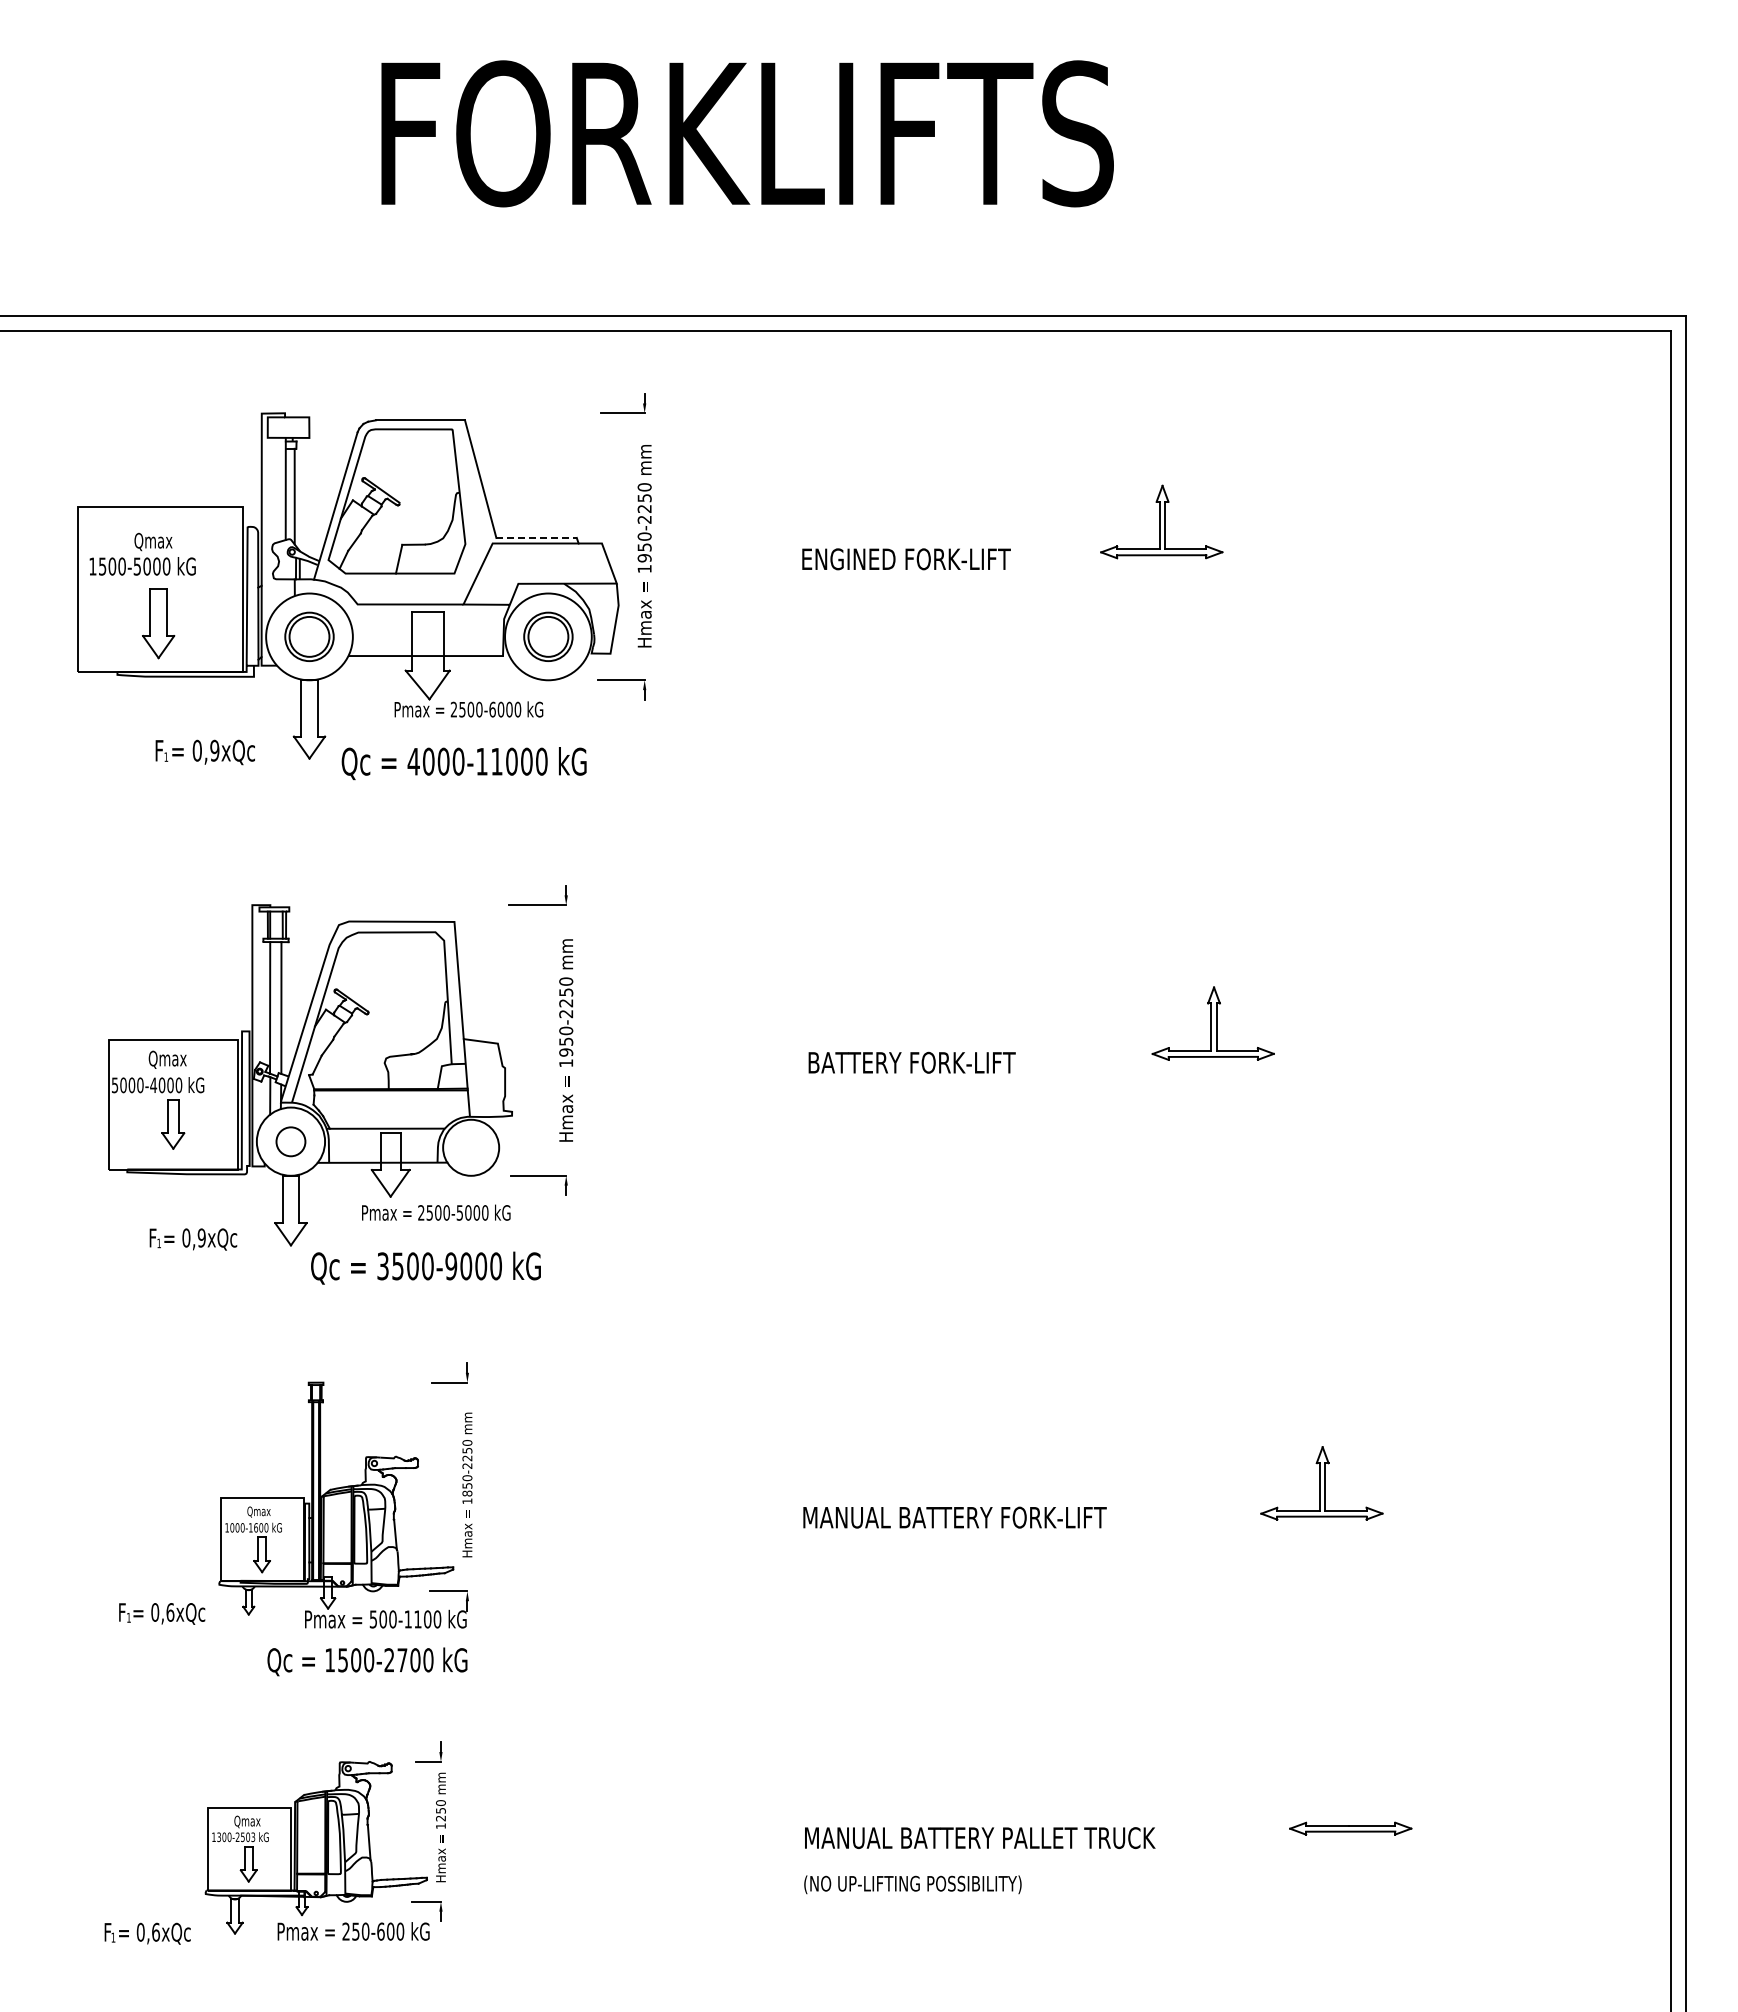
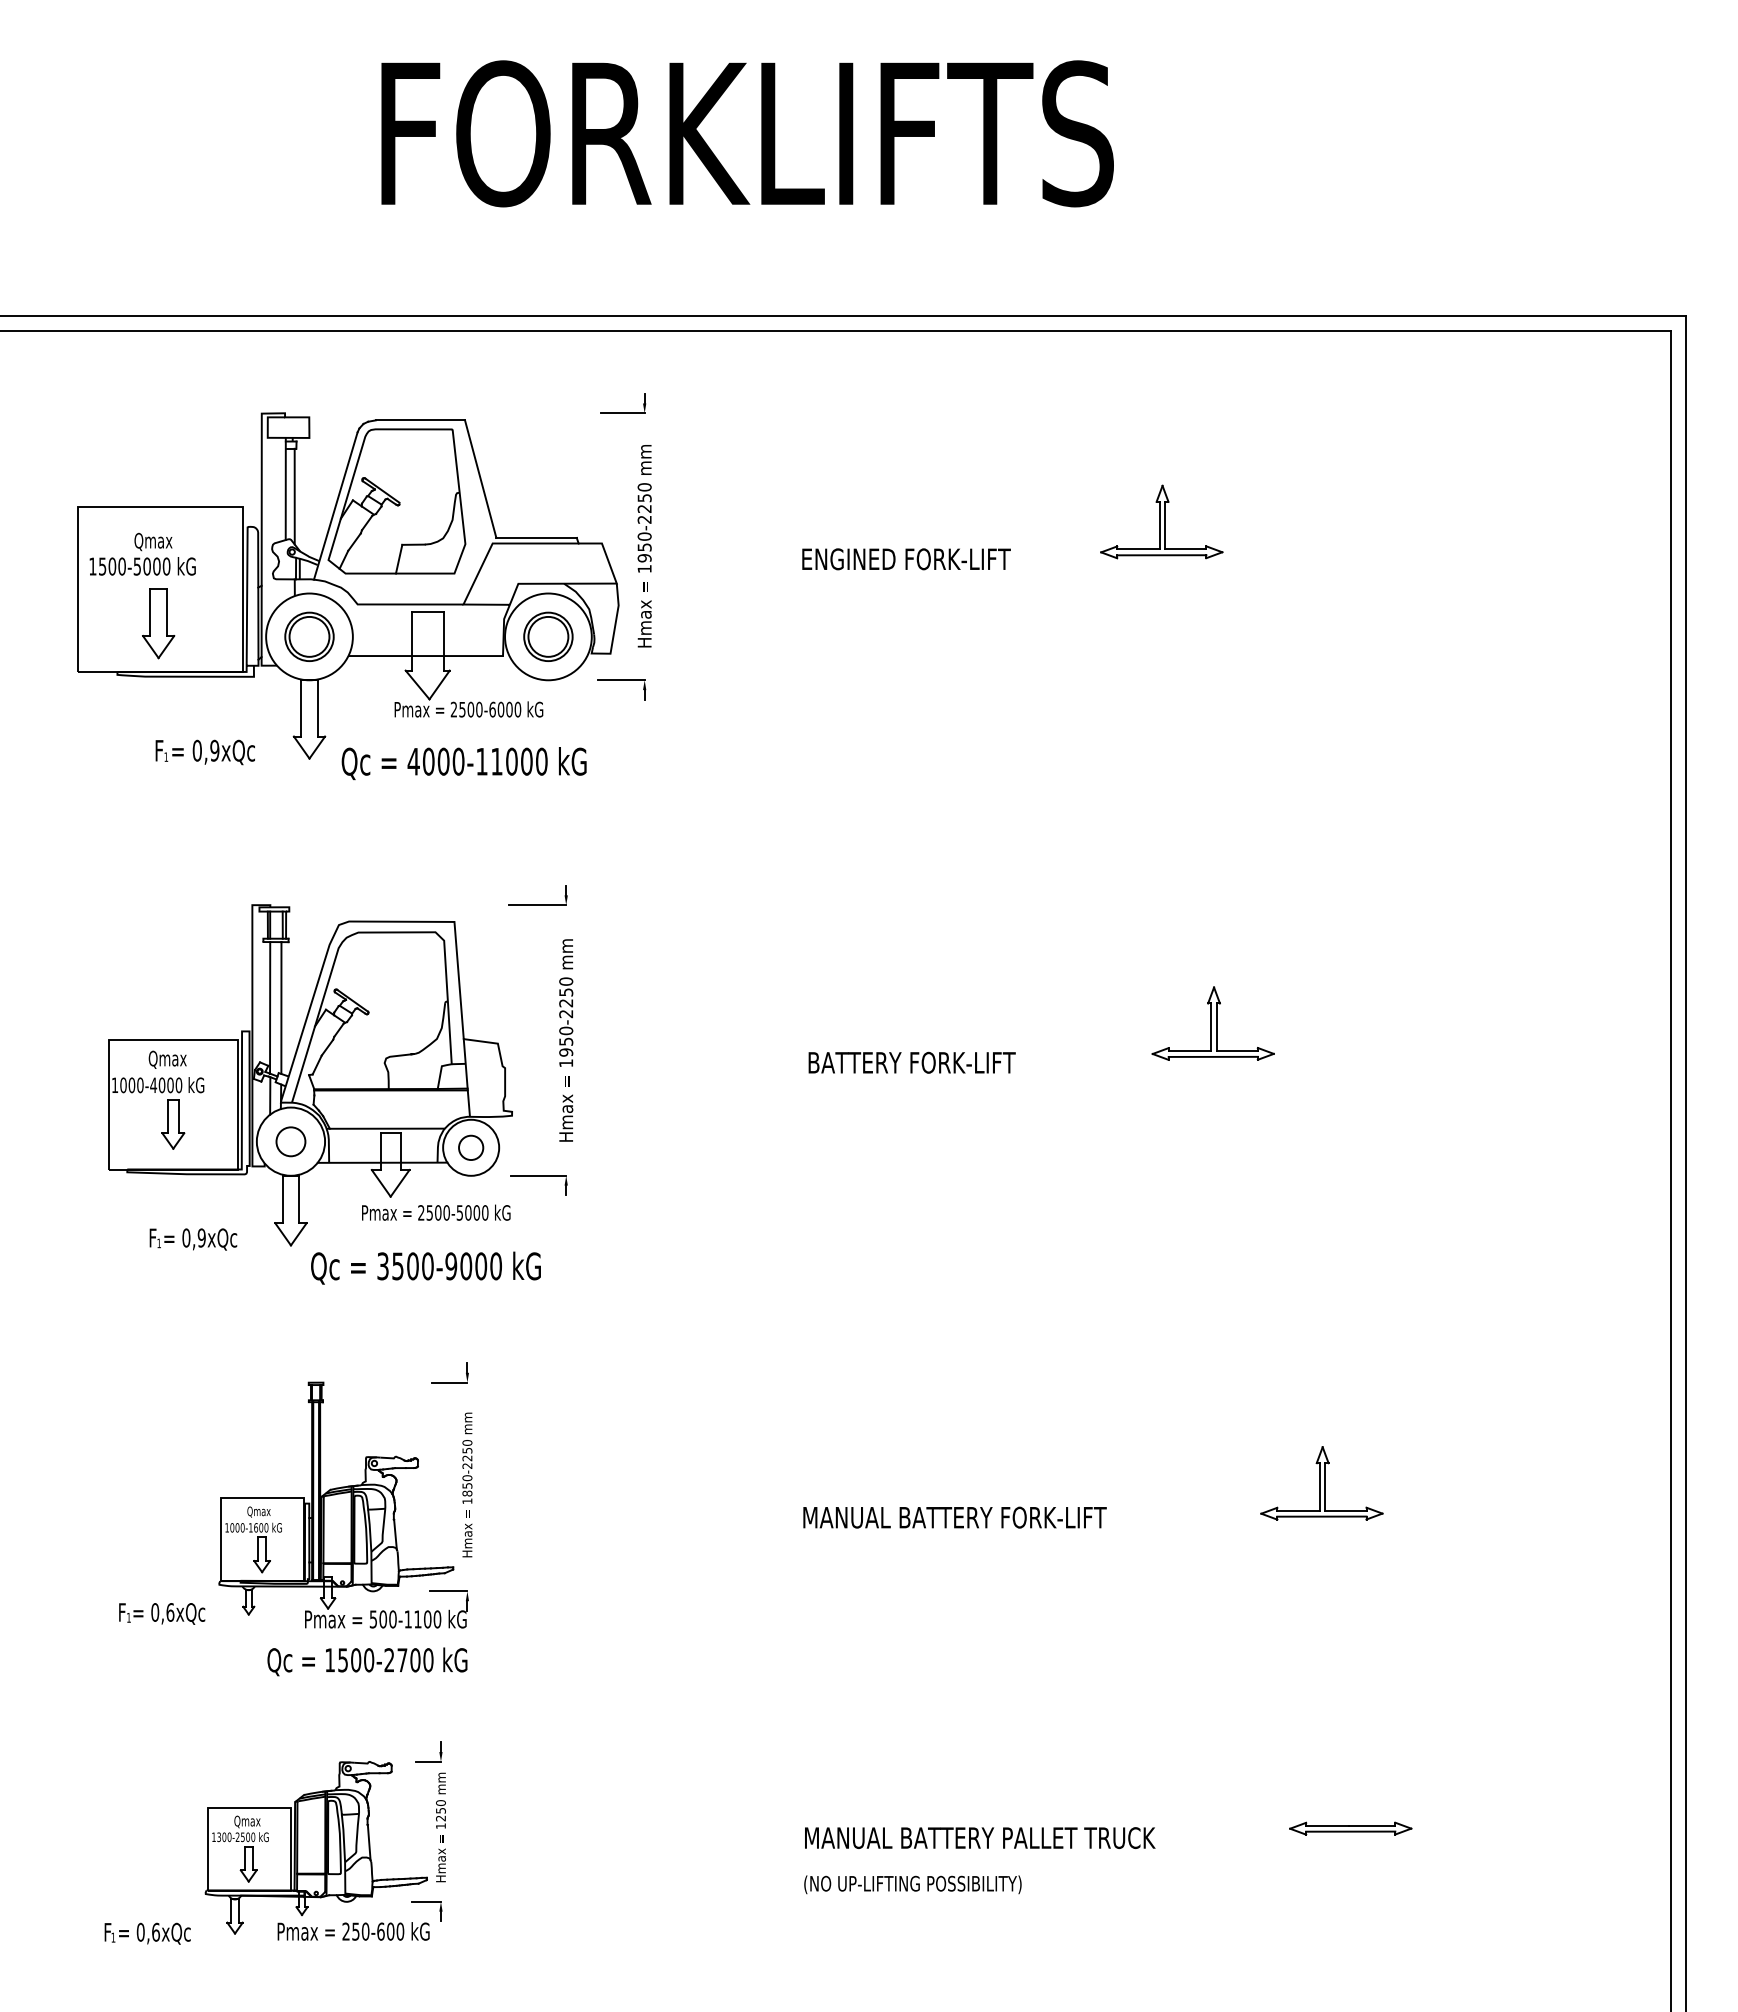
line: dashed -> solid (537, 537)
text: 5000-4000 -> 1000-4000 (115, 1085)
circle: none -> present (471, 1147)
text: 1300-2503 -> 1300-2500 (253, 1837)
